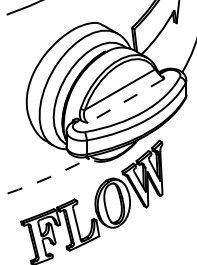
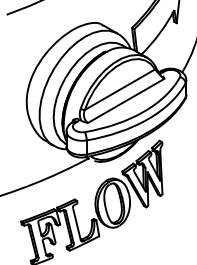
line: dashed -> solid (125, 101)
arc: dashed -> solid (45, 179)
